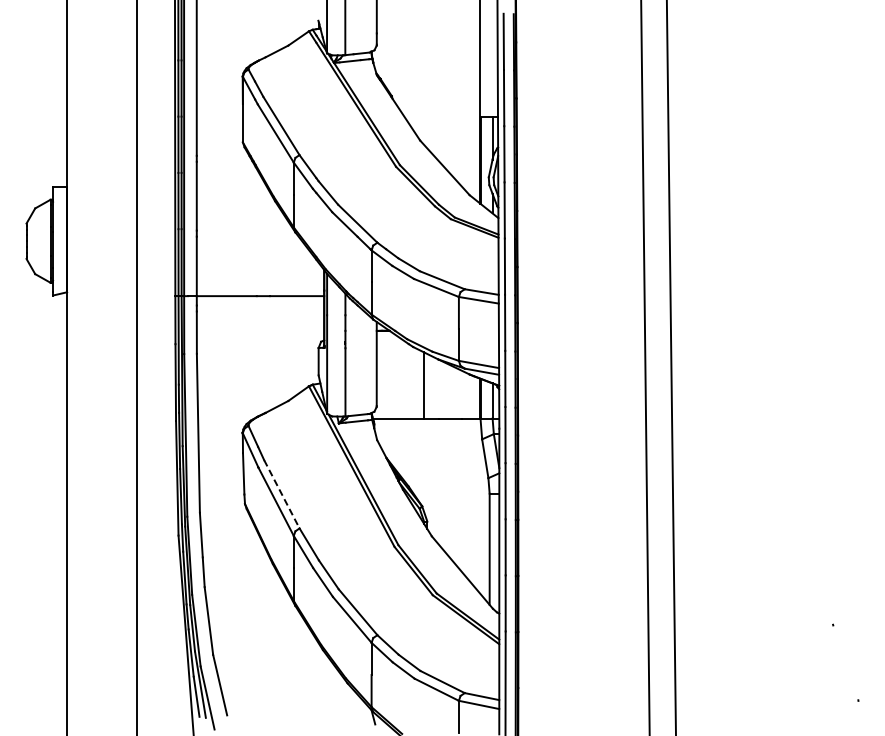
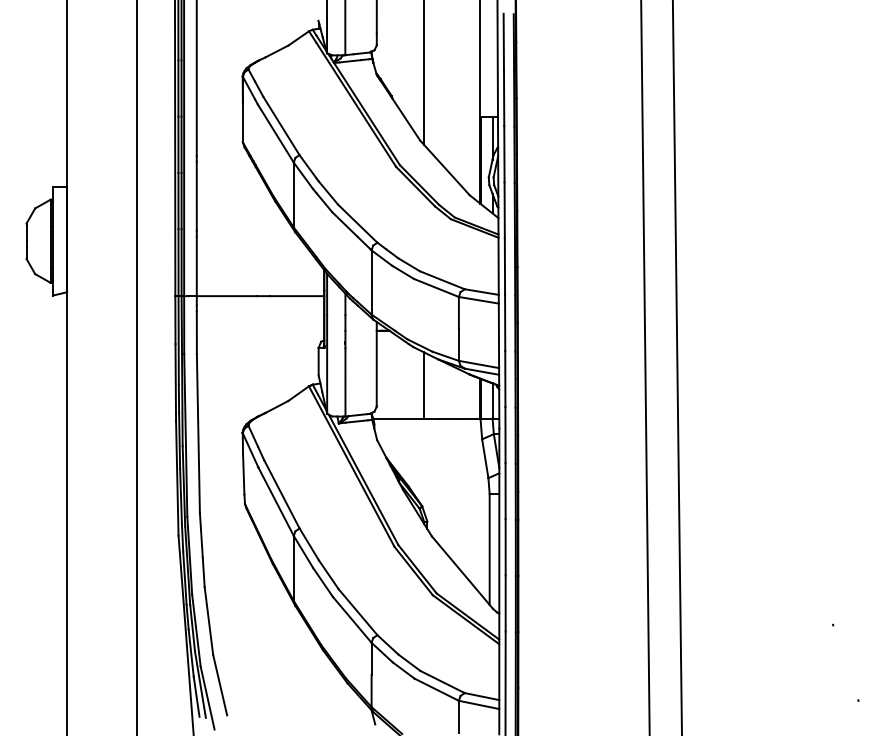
line: none -> present (423, 73)
line position: (670, 367) -> (676, 367) (676, 367)
line: dashed -> solid (282, 494)
